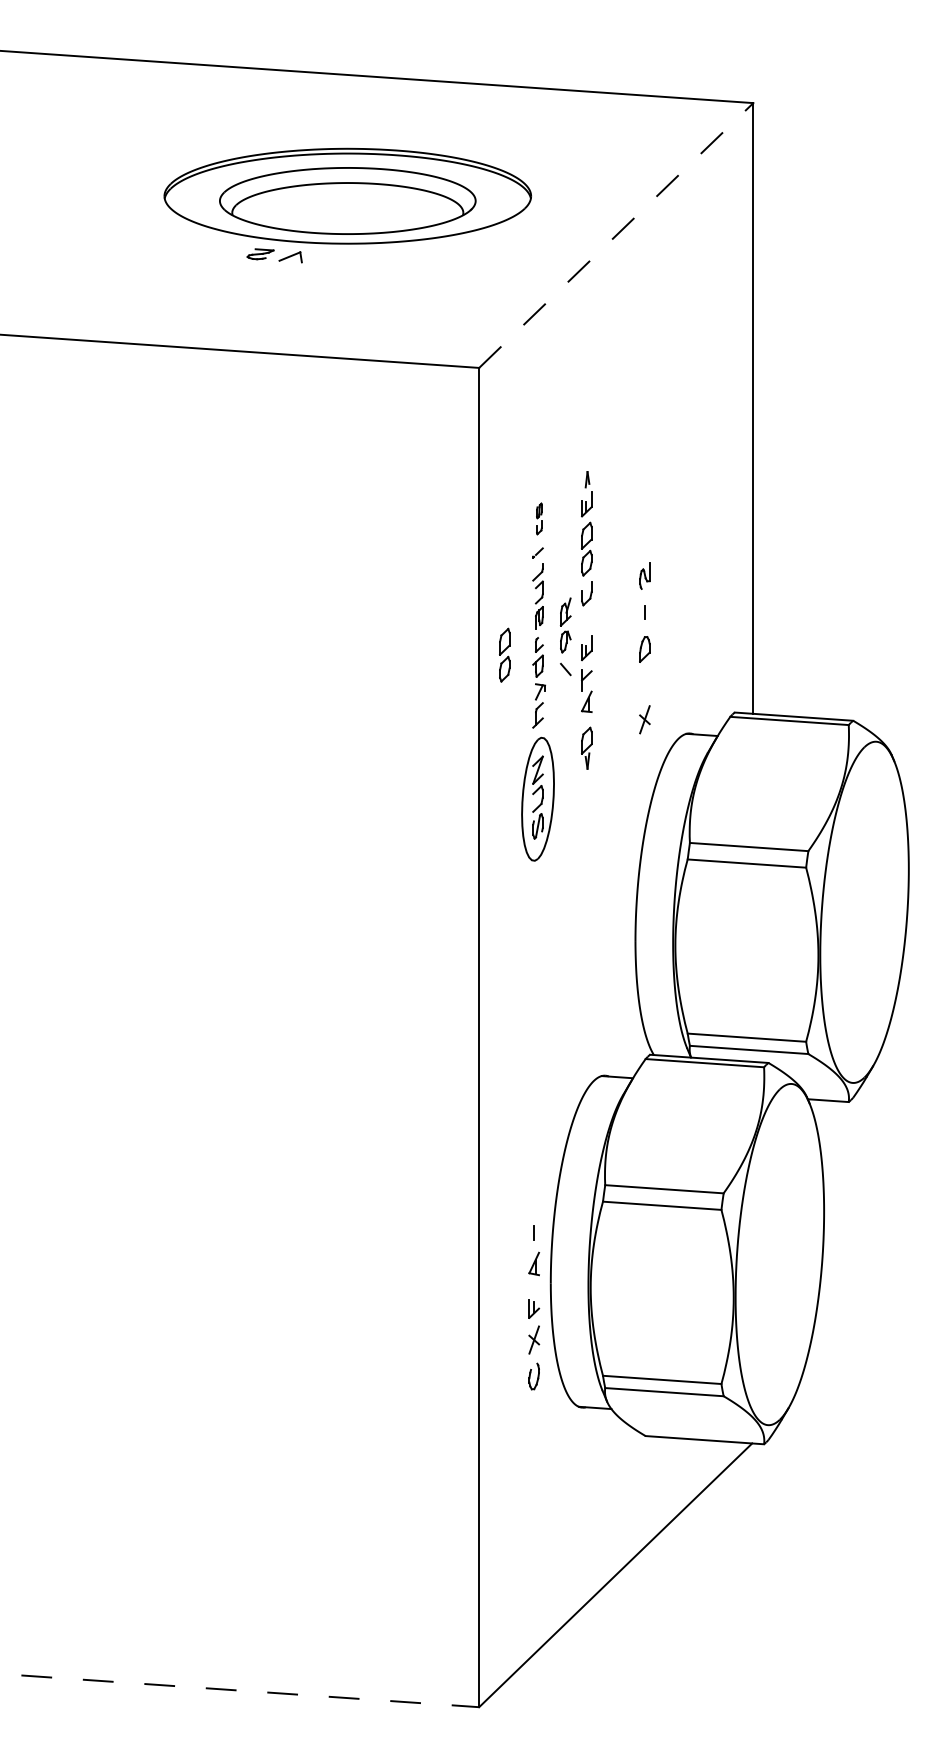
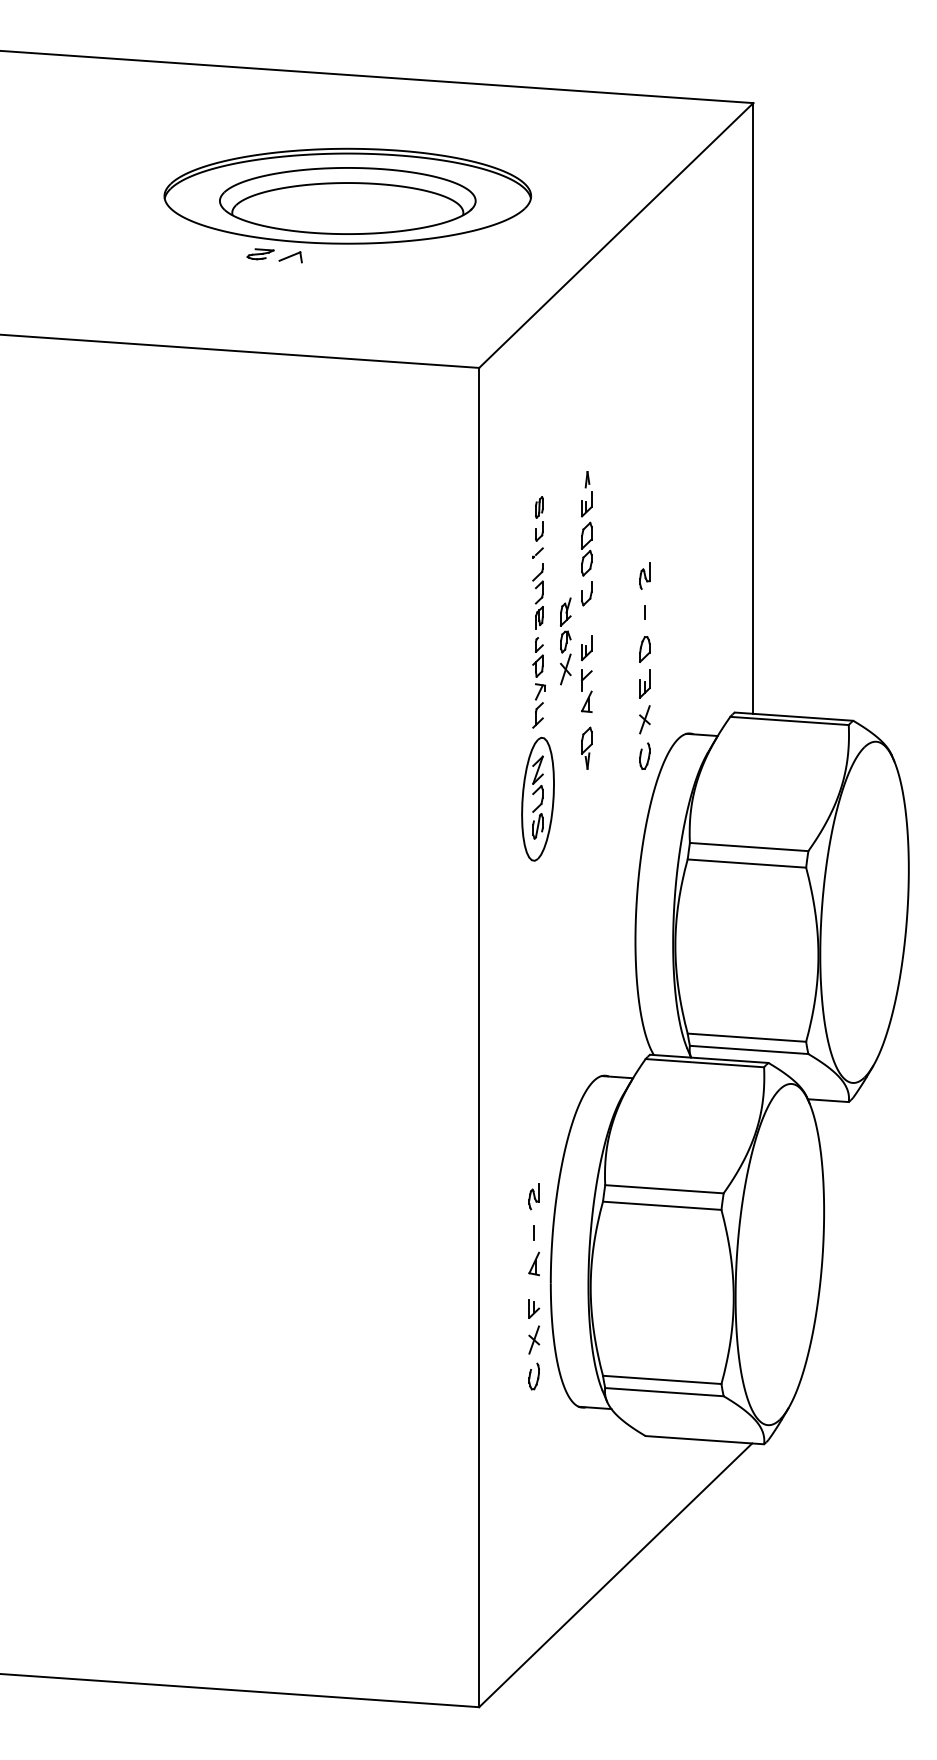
line: dashed -> solid (616, 235)
part size: 7x34 px -> 9x46 px (539, 518)
part: present -> none (504, 654)
line: none -> present (565, 669)
part: none -> present (644, 683)
part: none -> present (644, 755)
part: none -> present (533, 1196)
line: dashed -> solid (239, 1690)
